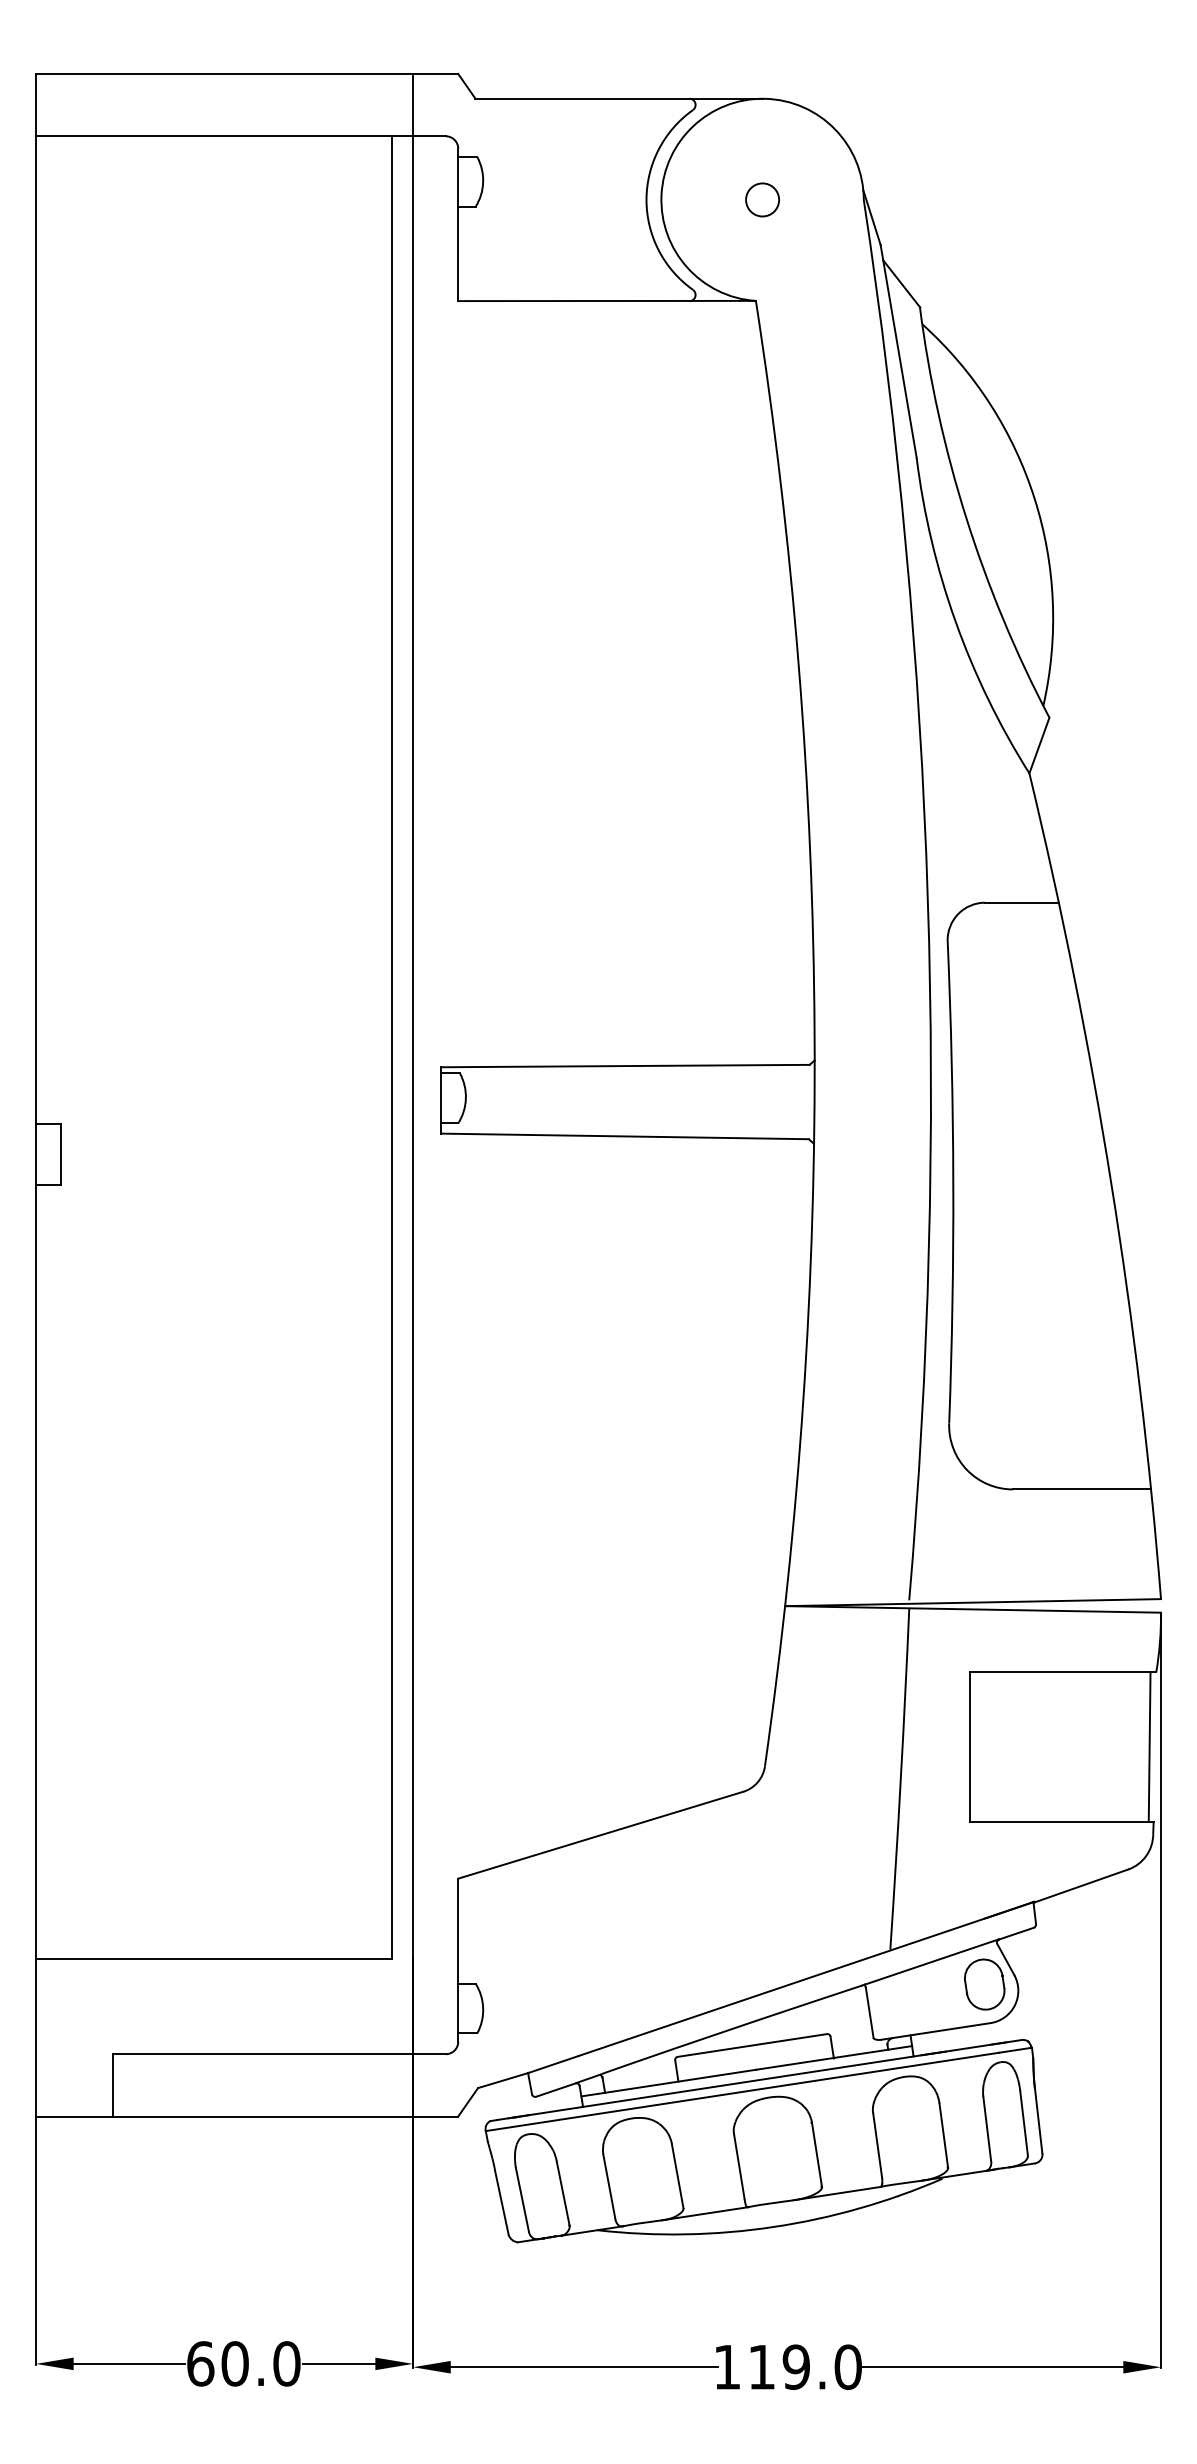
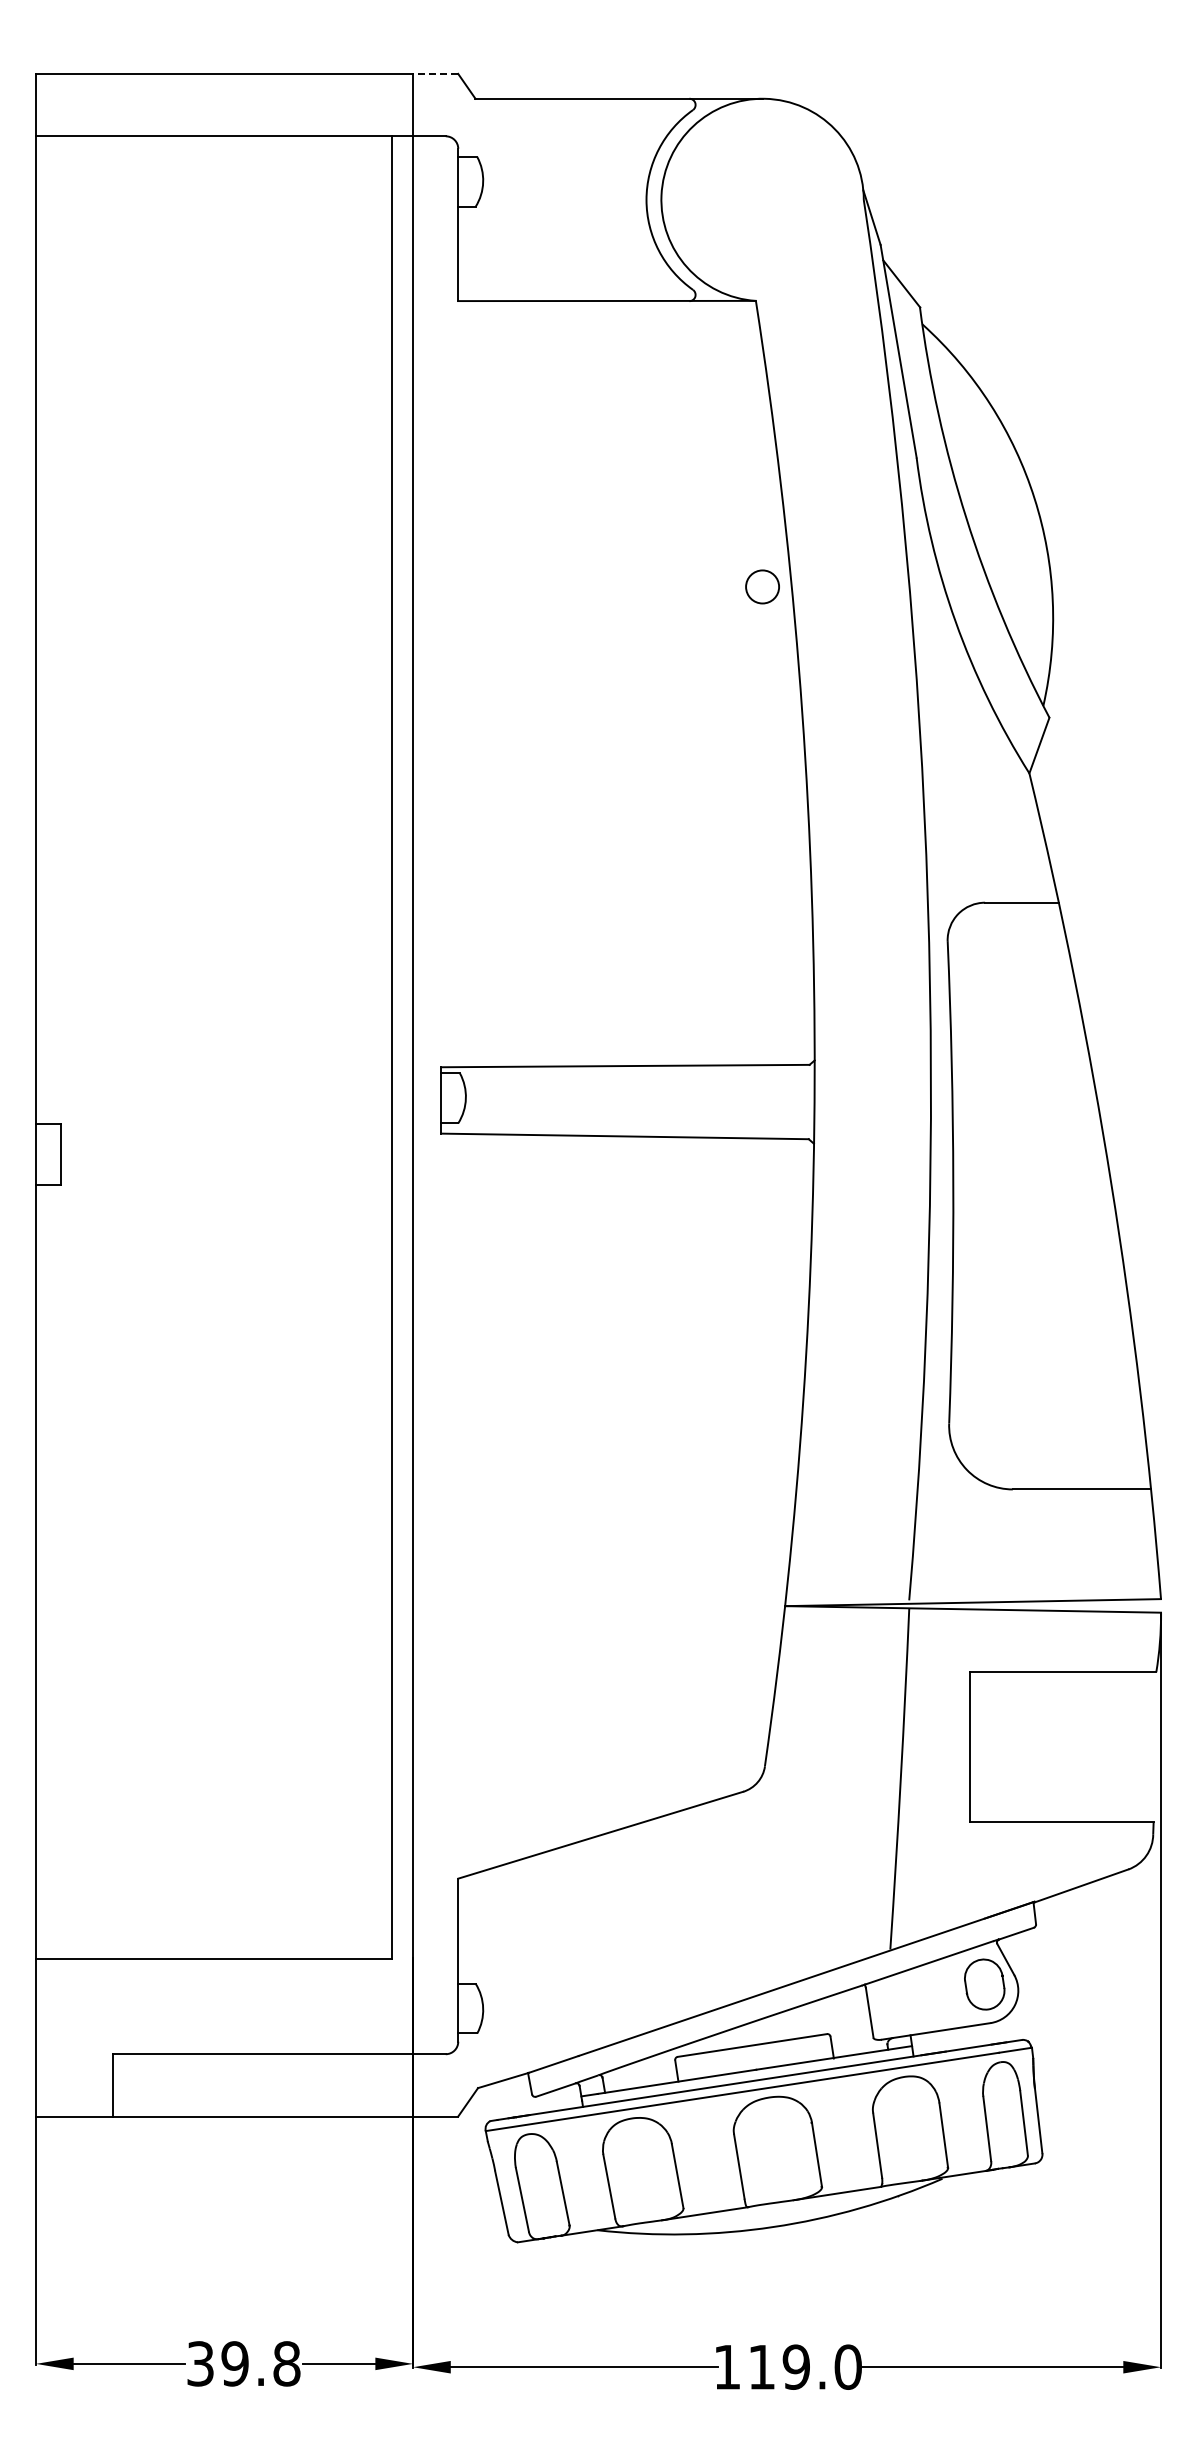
line: solid -> dashed (435, 73)
circle position: (762, 199) -> (762, 586) (762, 586)
line: present -> none (1149, 1746)
text: 60.0 -> 39.8 (243, 2363)
